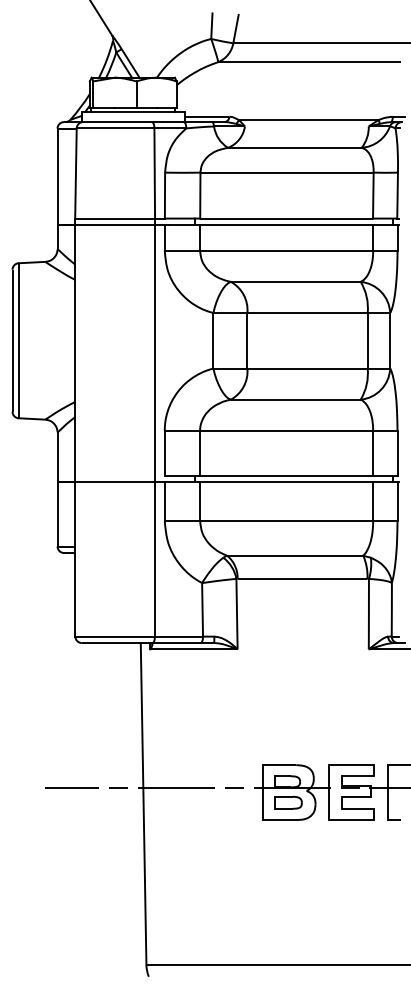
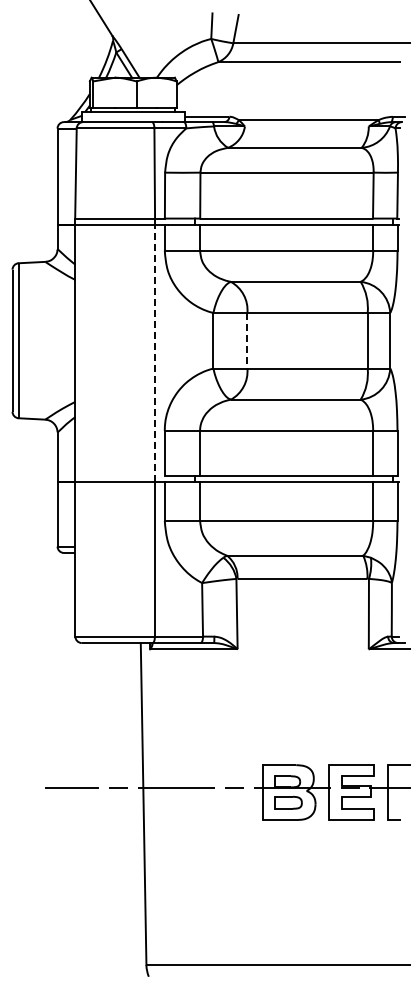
line: solid -> dashed (247, 340)
line: solid -> dashed (154, 353)
